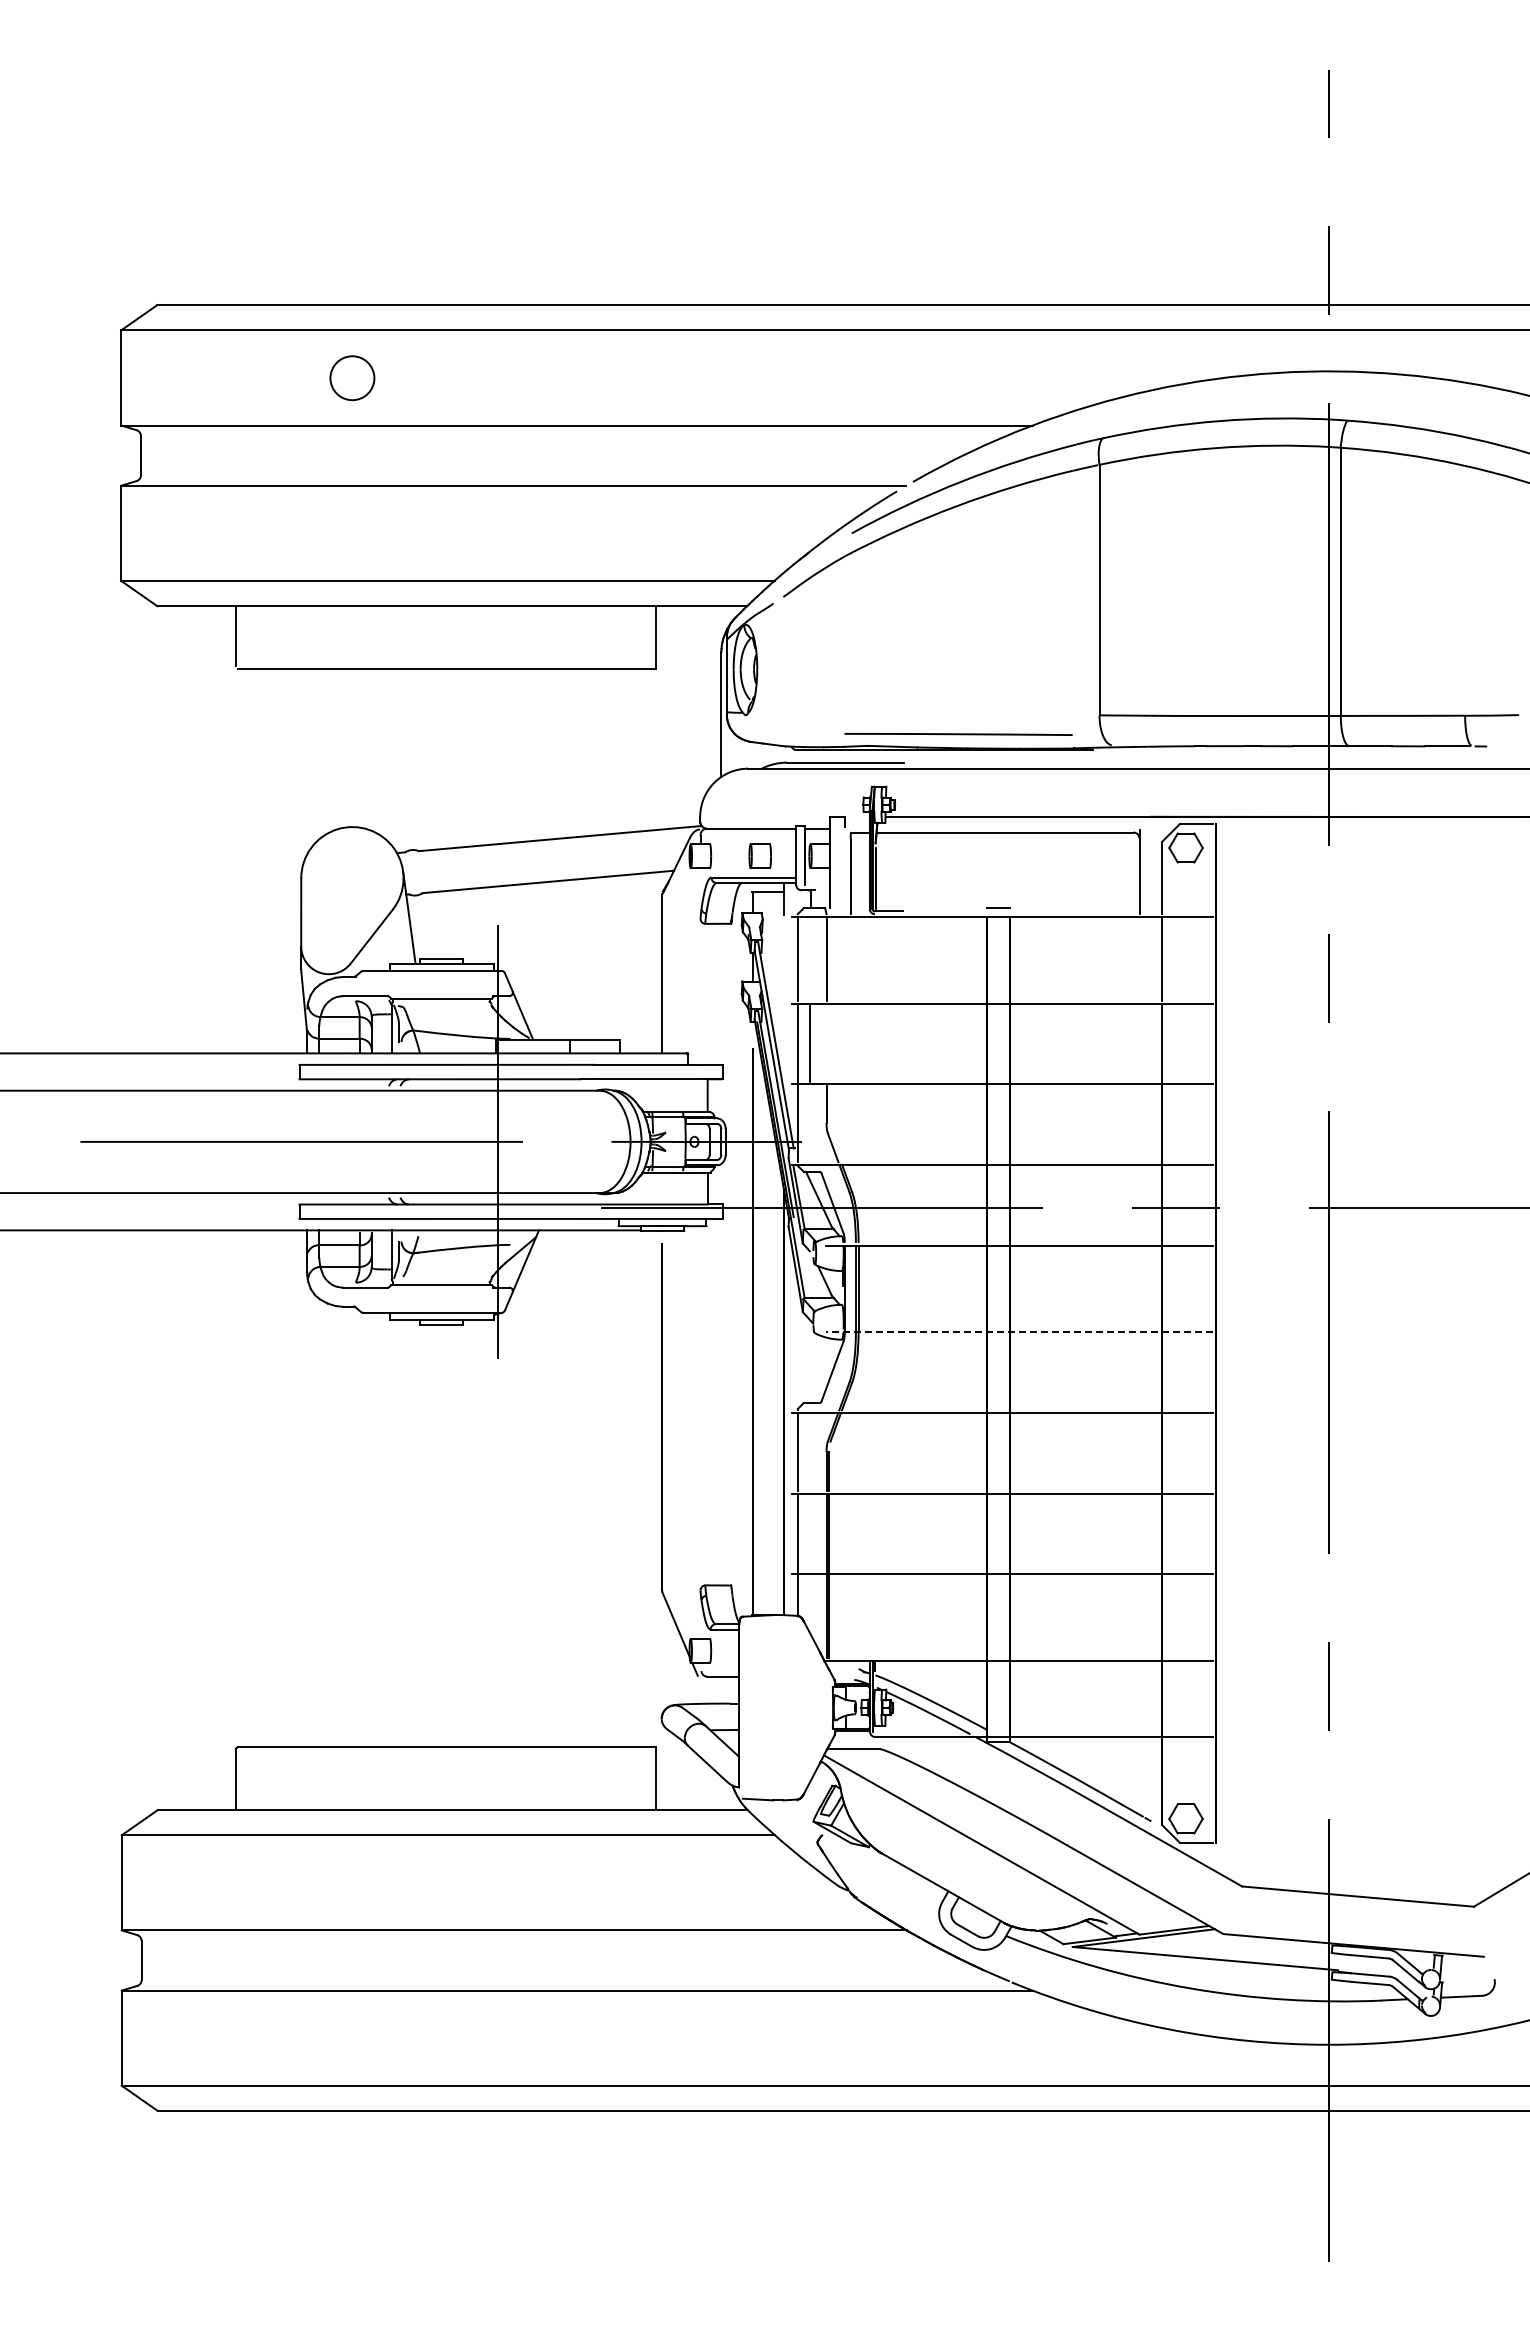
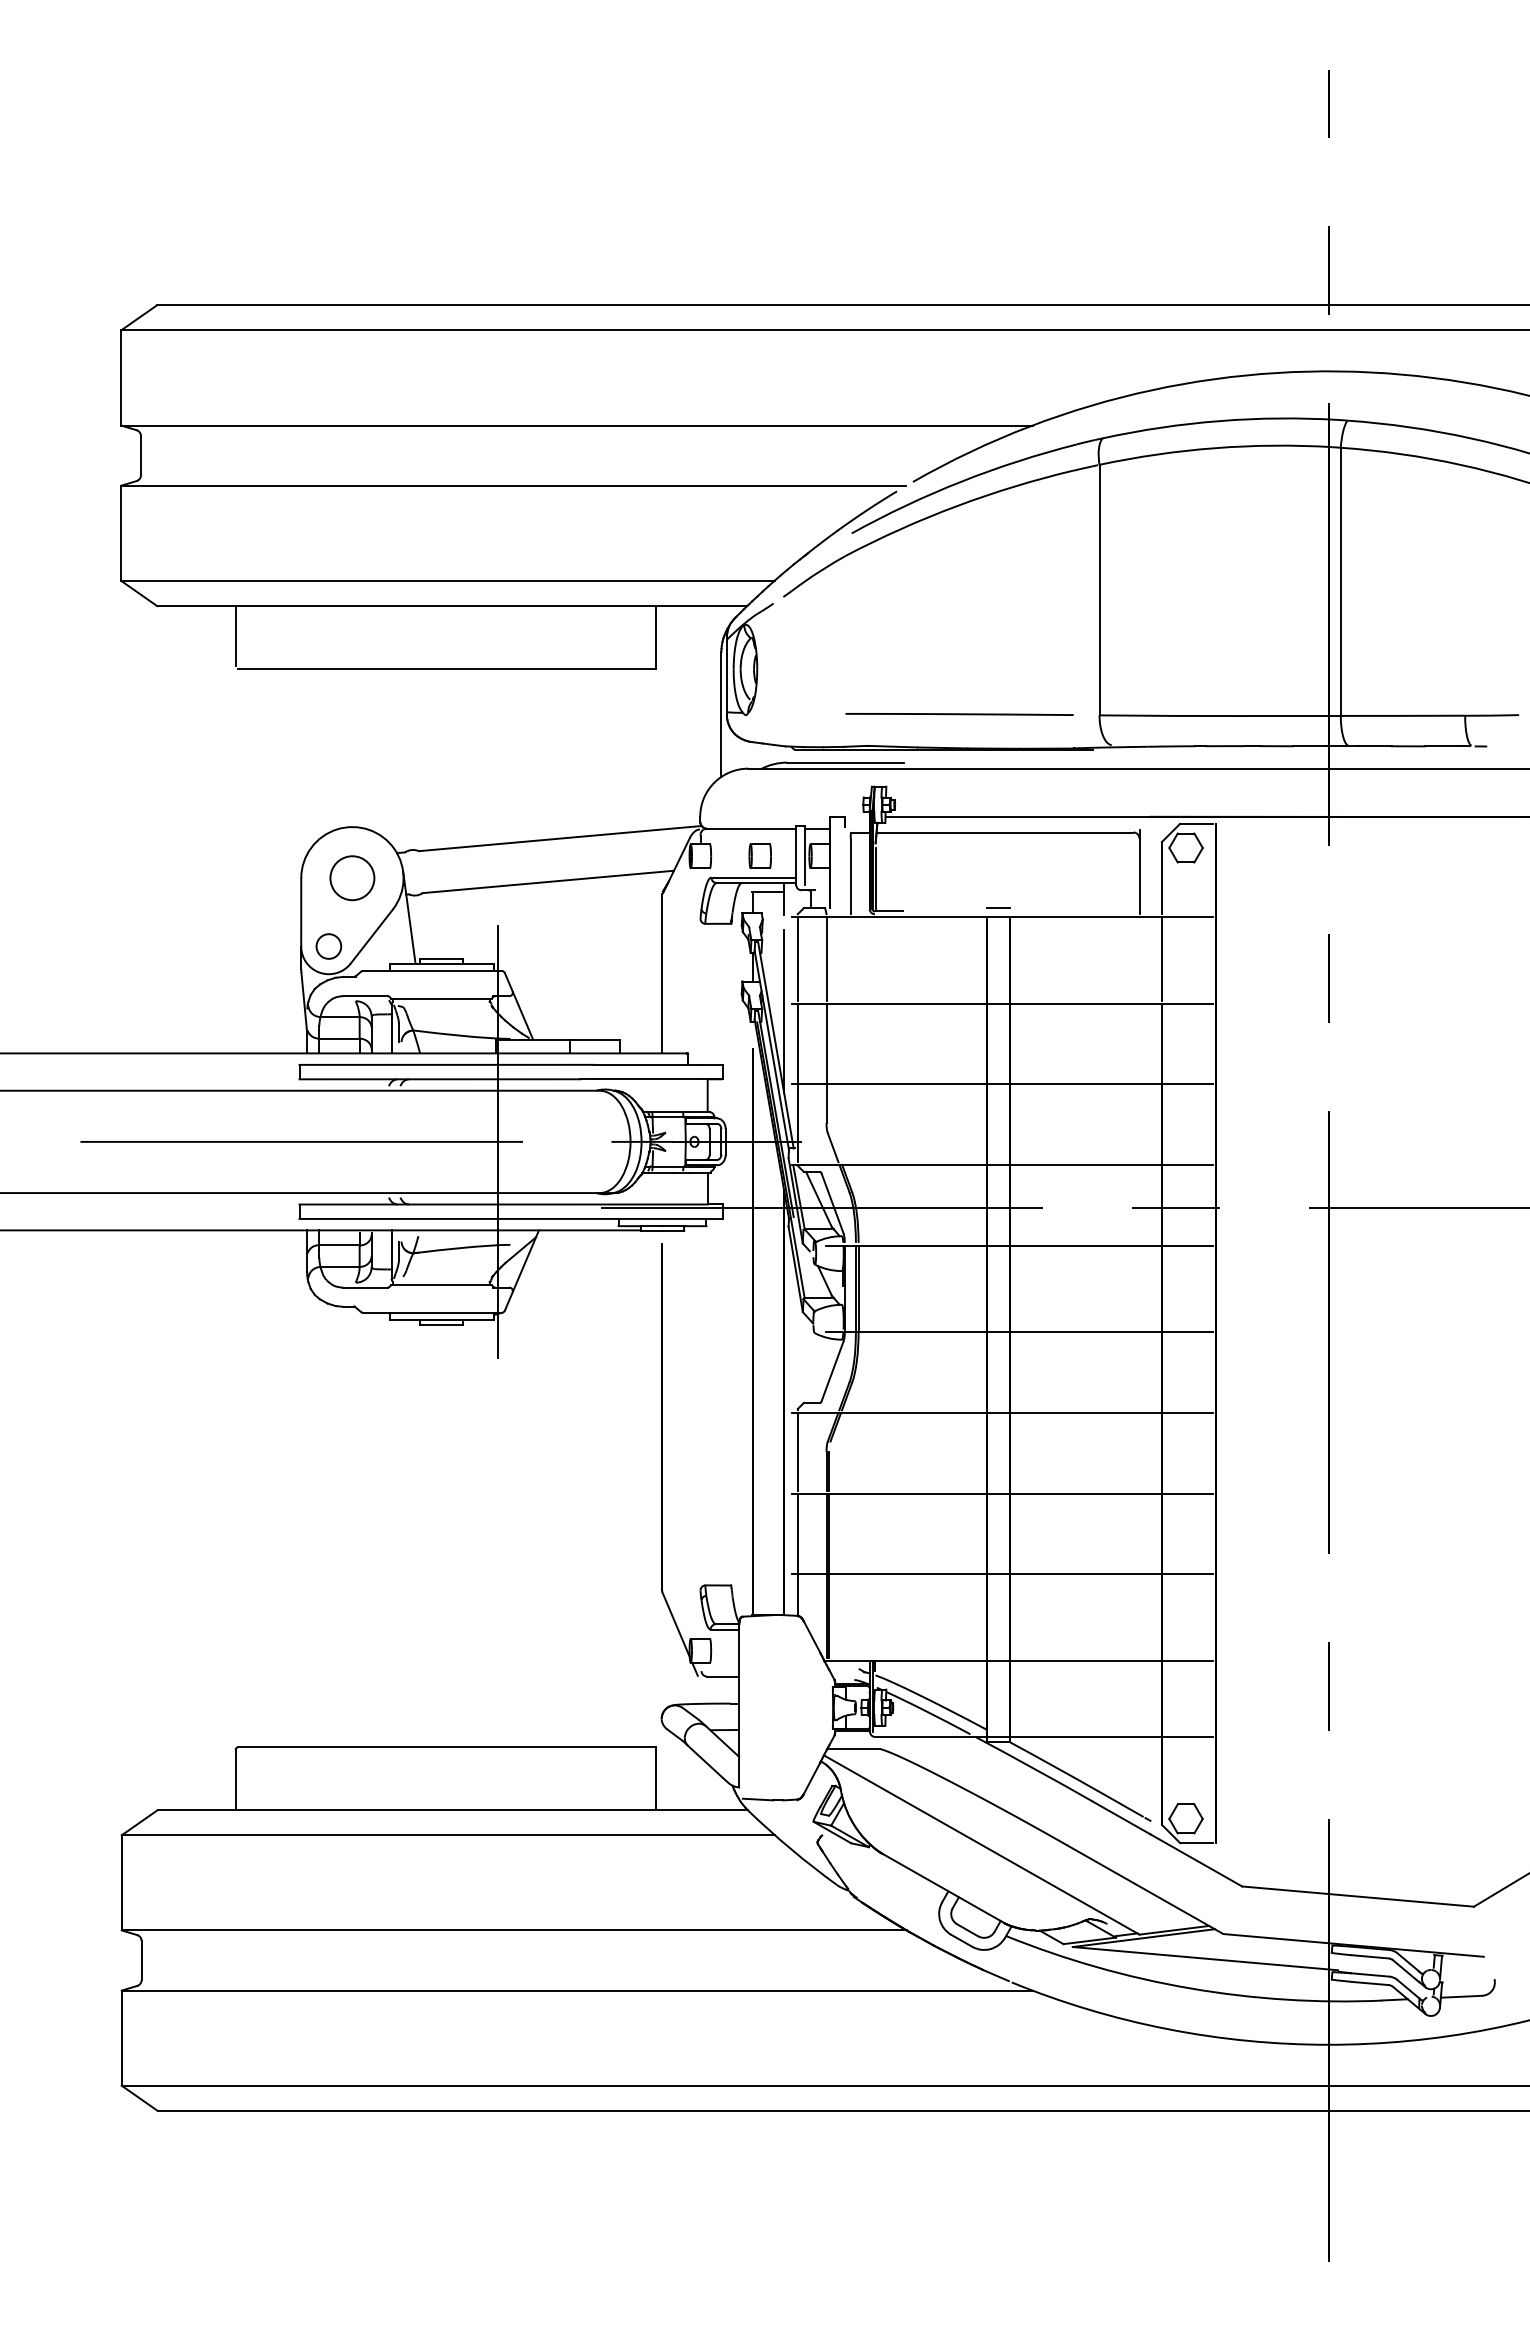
circle position: (352, 378) -> (352, 878) (352, 878)
line position: (958, 734) -> (959, 714) (959, 714)
circle: none -> present (328, 946)
line: none -> present (784, 1011)
line position: (809, 1042) -> (826, 1042) (826, 1042)
line: dashed -> solid (1019, 1332)
